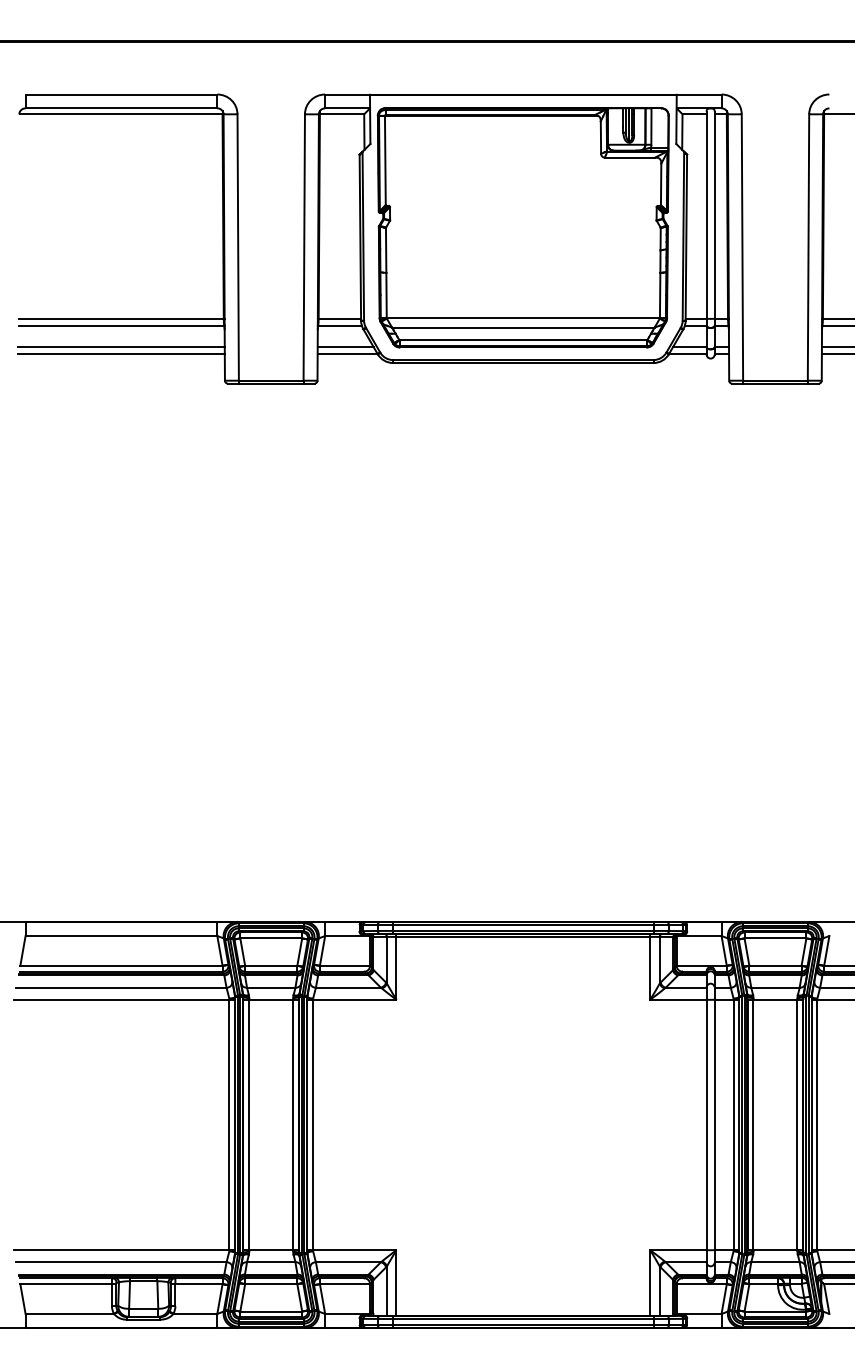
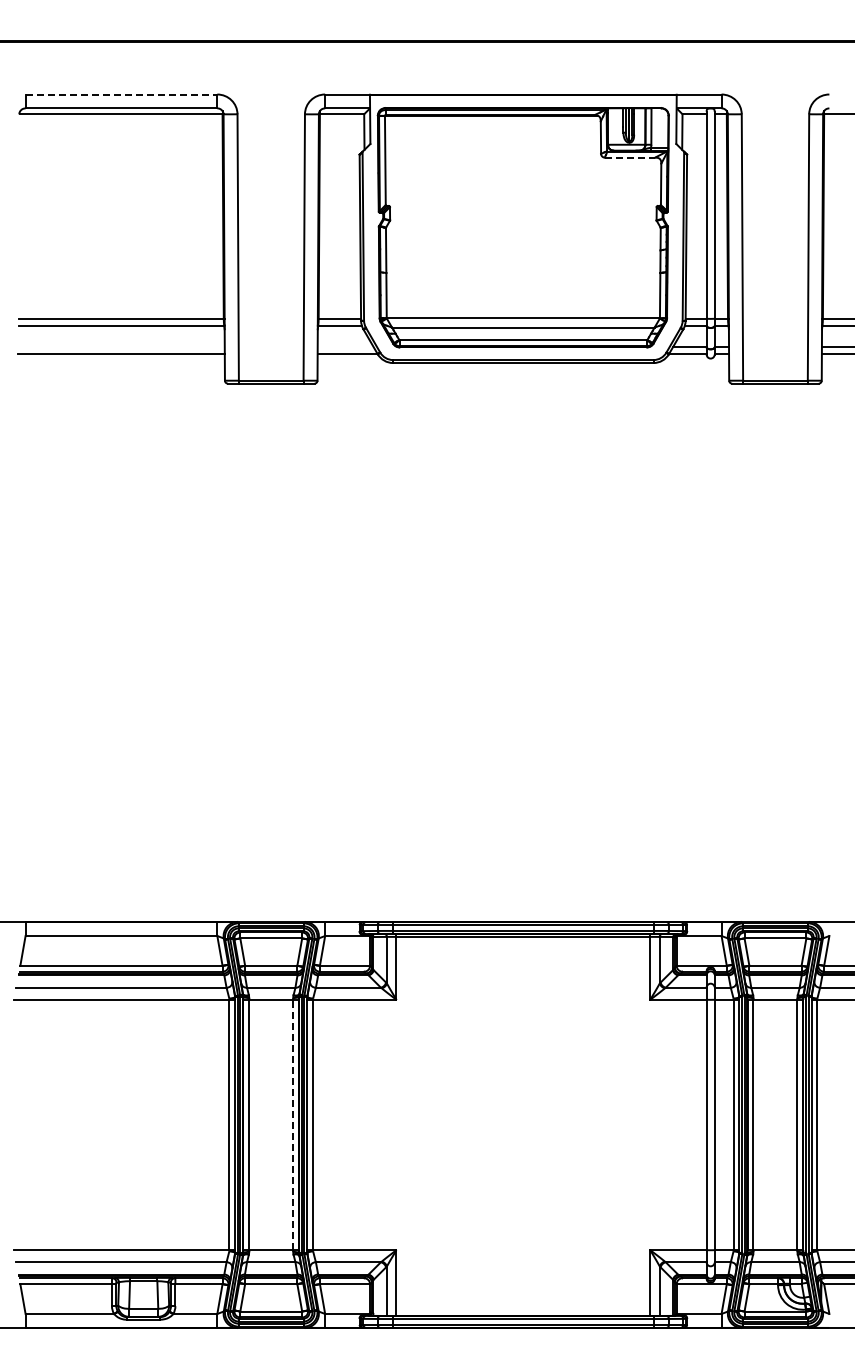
line: solid -> dashed (121, 94)
line: solid -> dashed (630, 157)
line: present -> none (121, 347)
line: present -> none (345, 347)
line: solid -> dashed (293, 1124)
